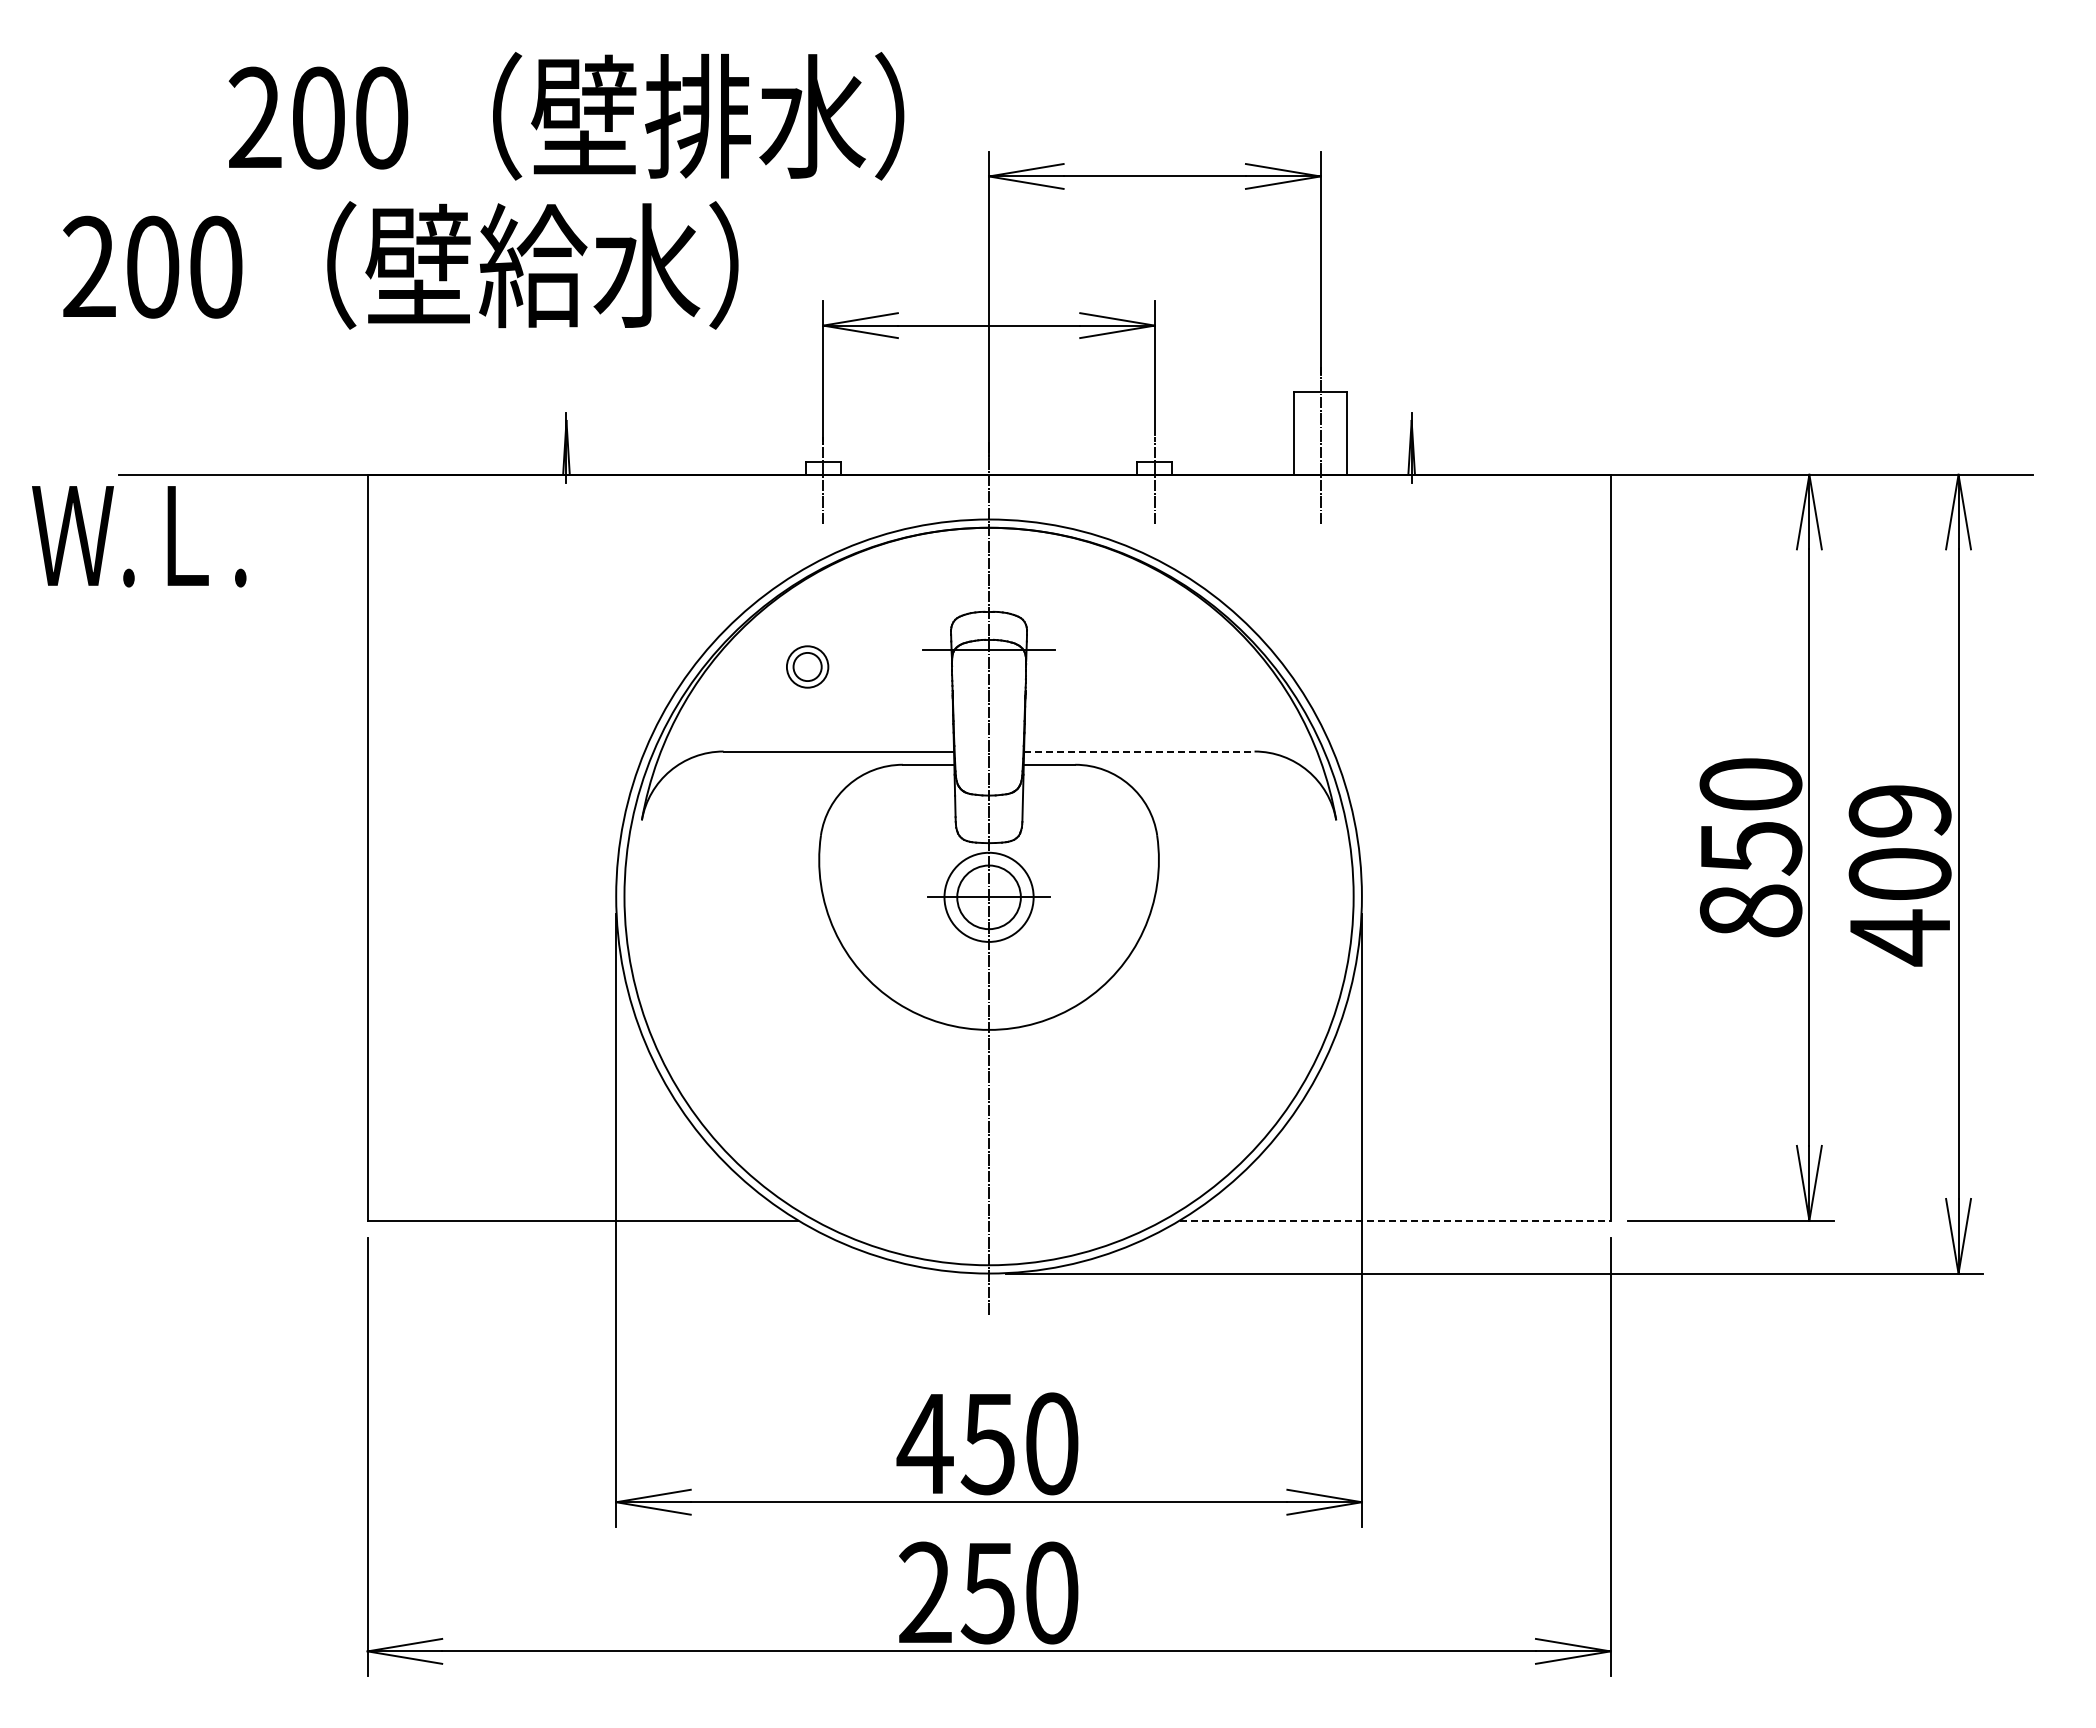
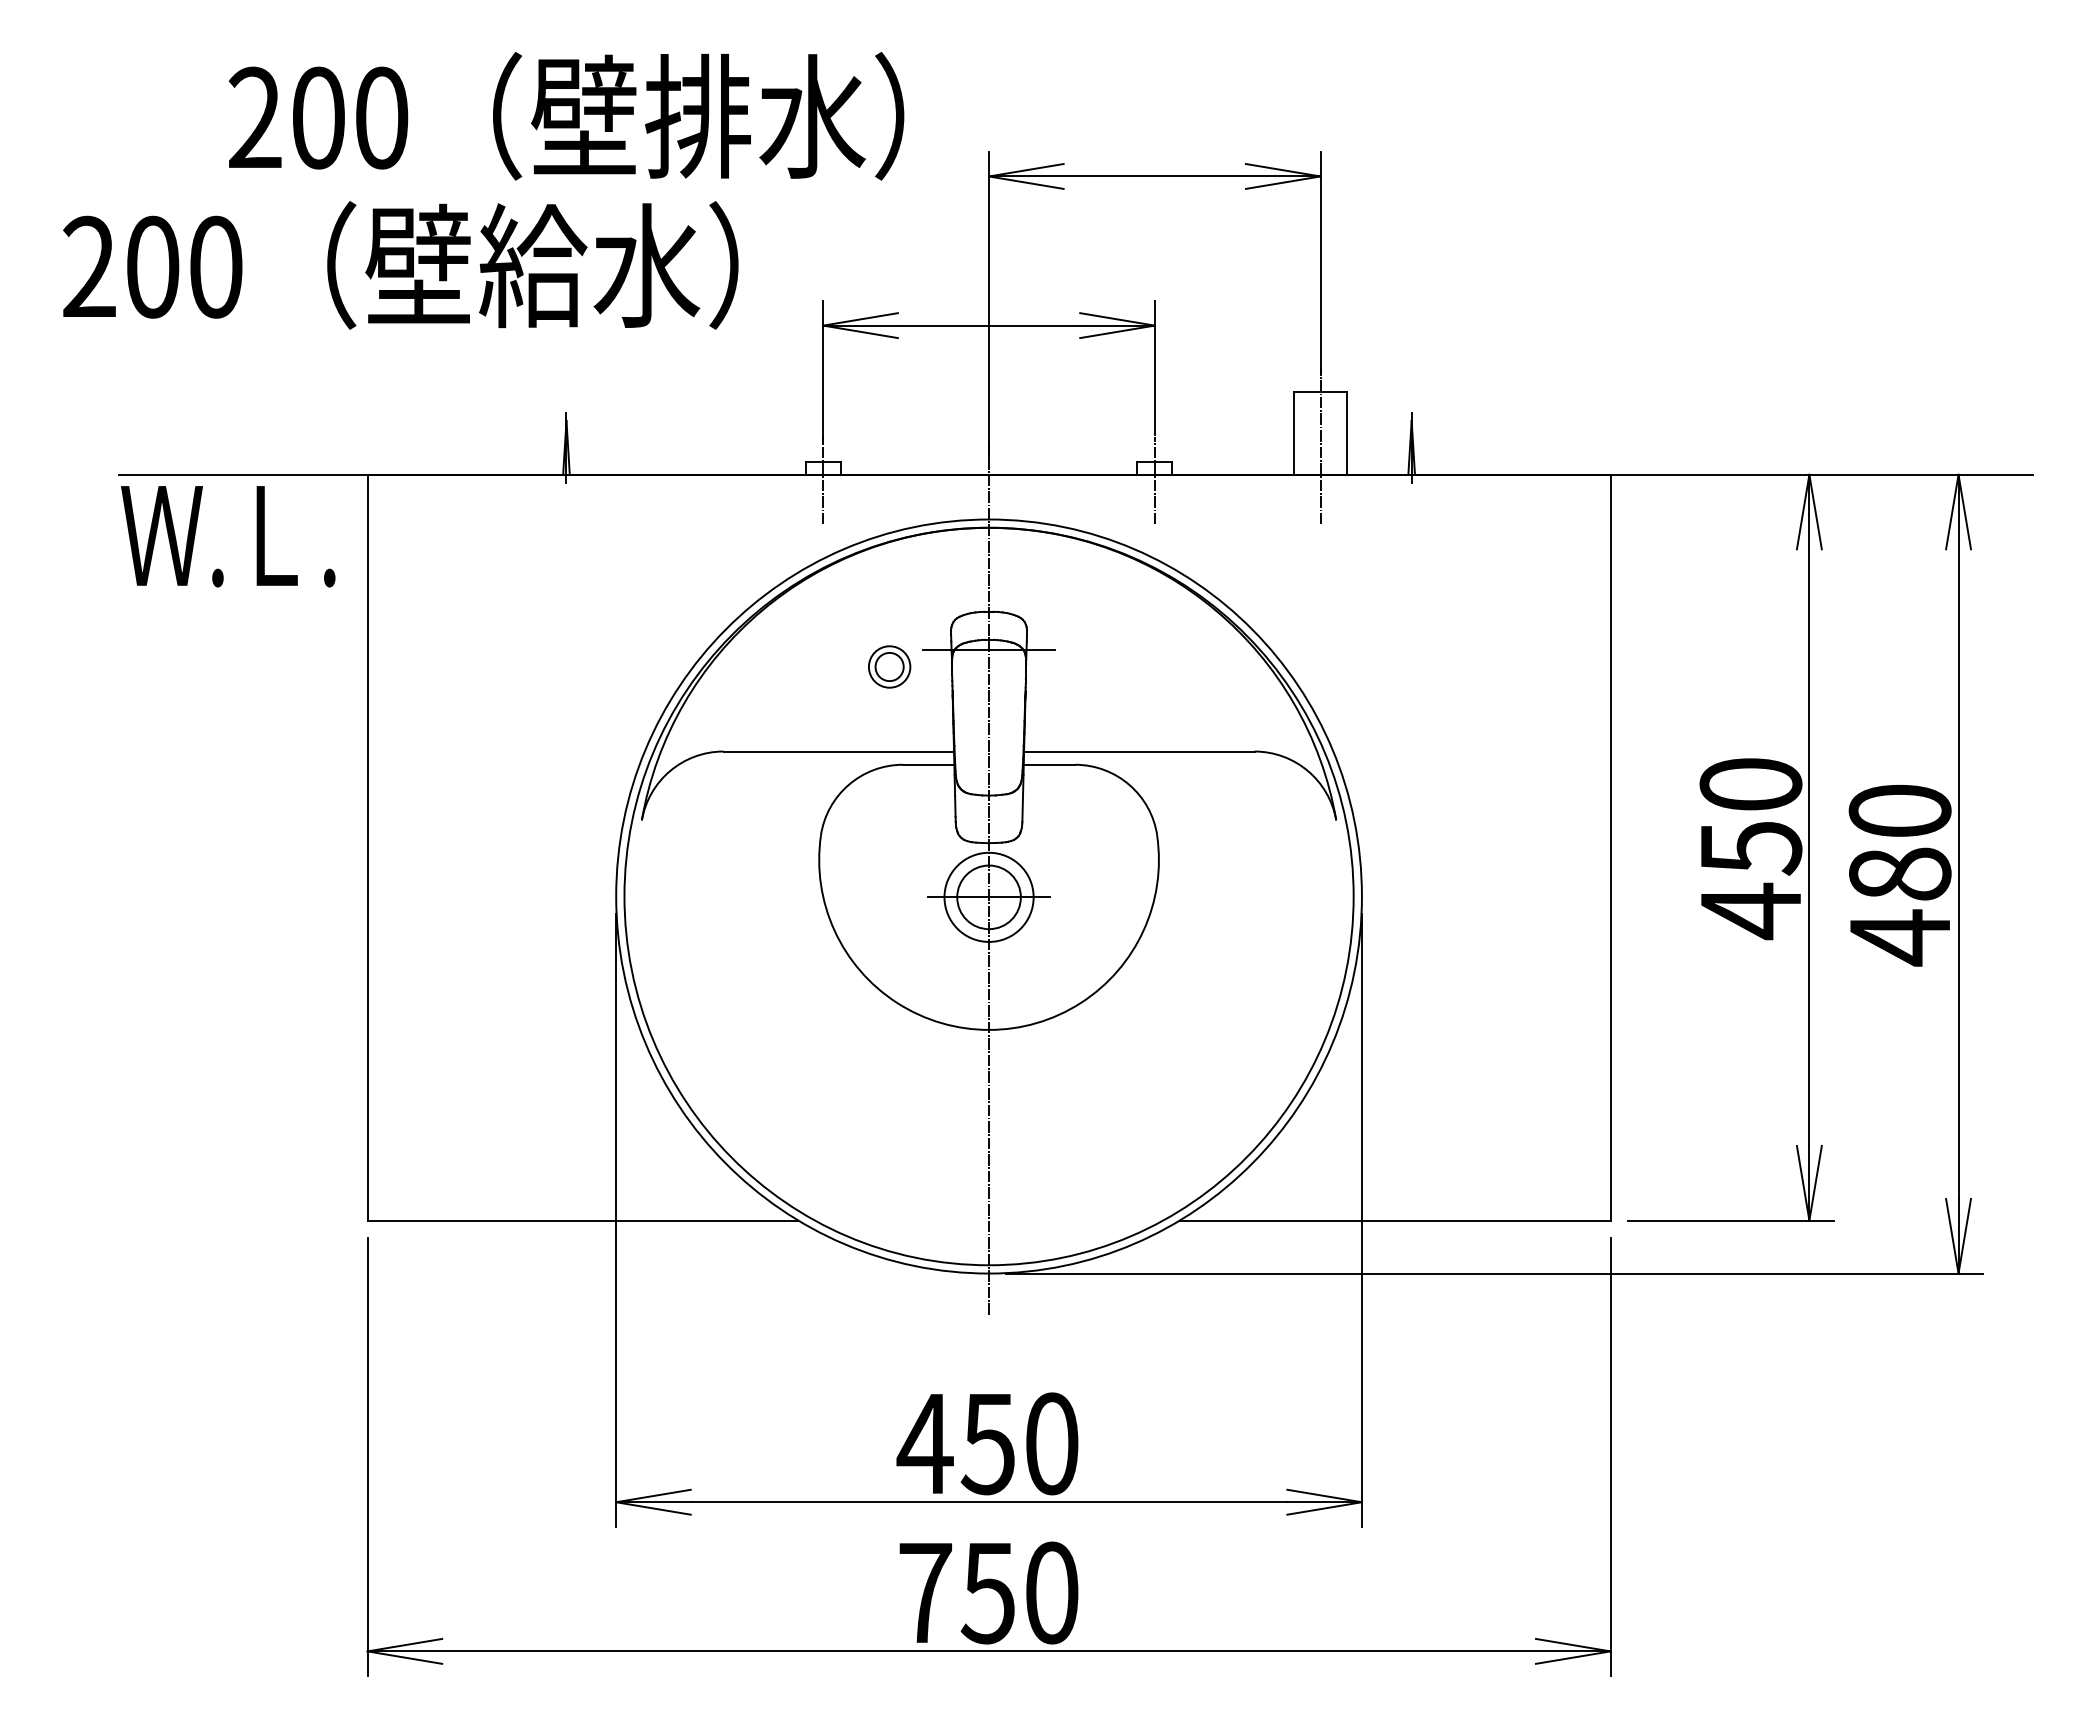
text position: (139, 536) -> (228, 536) (228, 536)
part position: (807, 666) -> (889, 666) (889, 666)
line: dashed -> solid (1139, 751)
text: 409 -> 480 (1899, 842)
text: 850 -> 450 (1750, 911)
line: dashed -> solid (1395, 1220)
text: 250 -> 750 (925, 1591)
